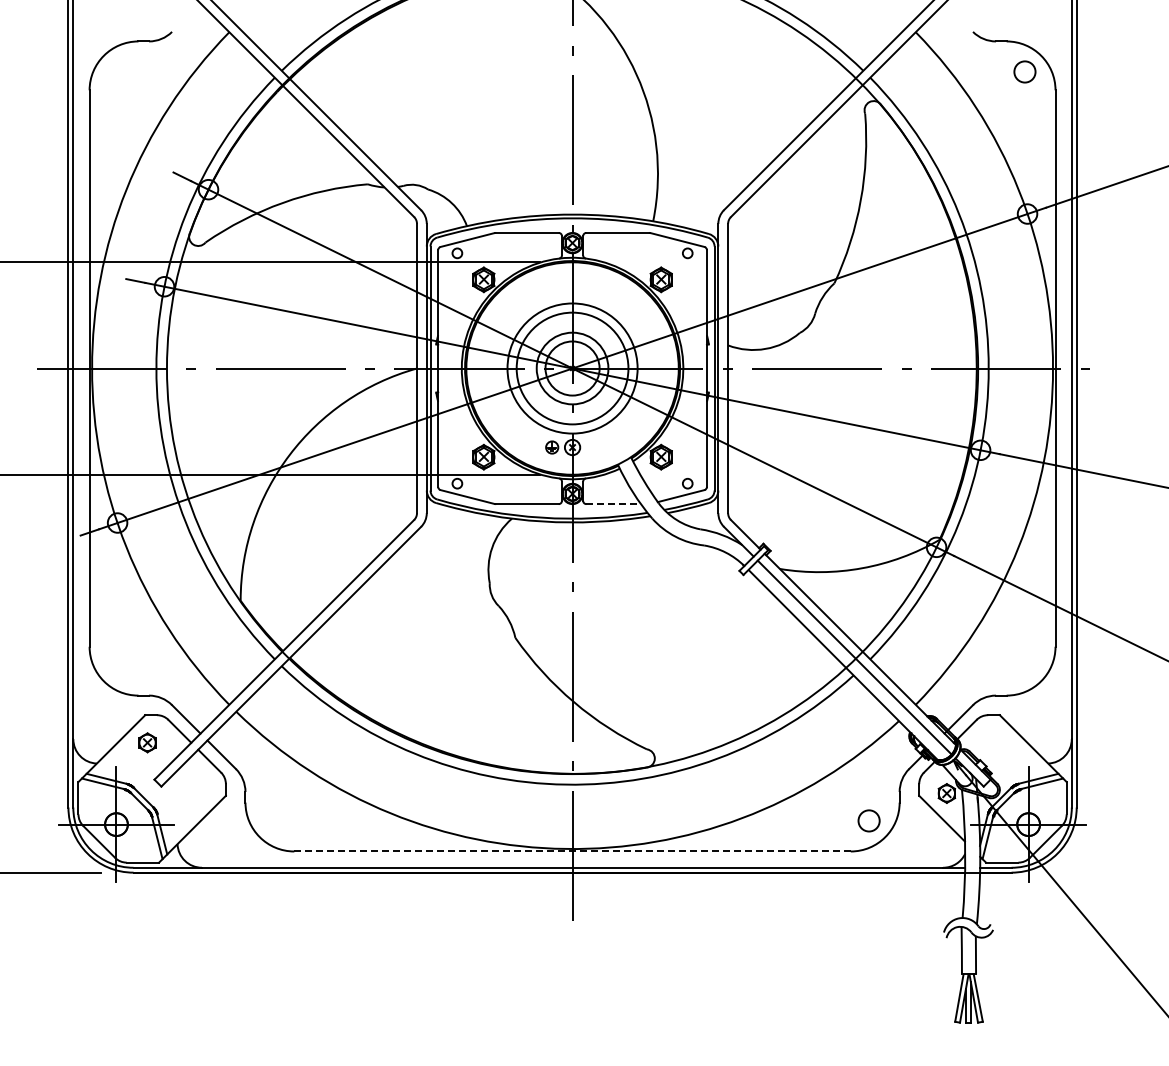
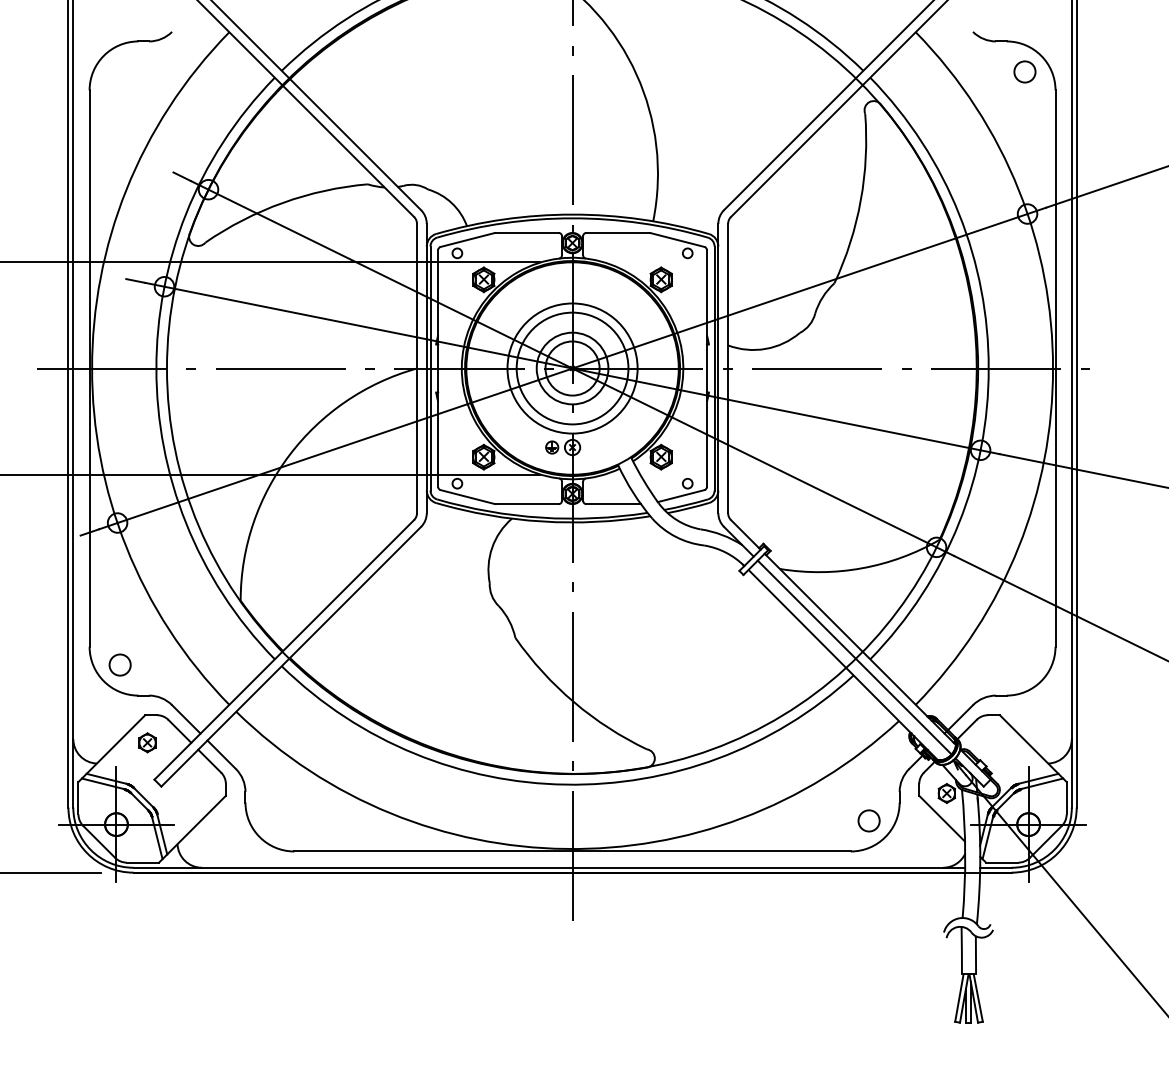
line: dashed -> solid (613, 504)
circle: none -> present (119, 664)
line: dashed -> solid (573, 851)
